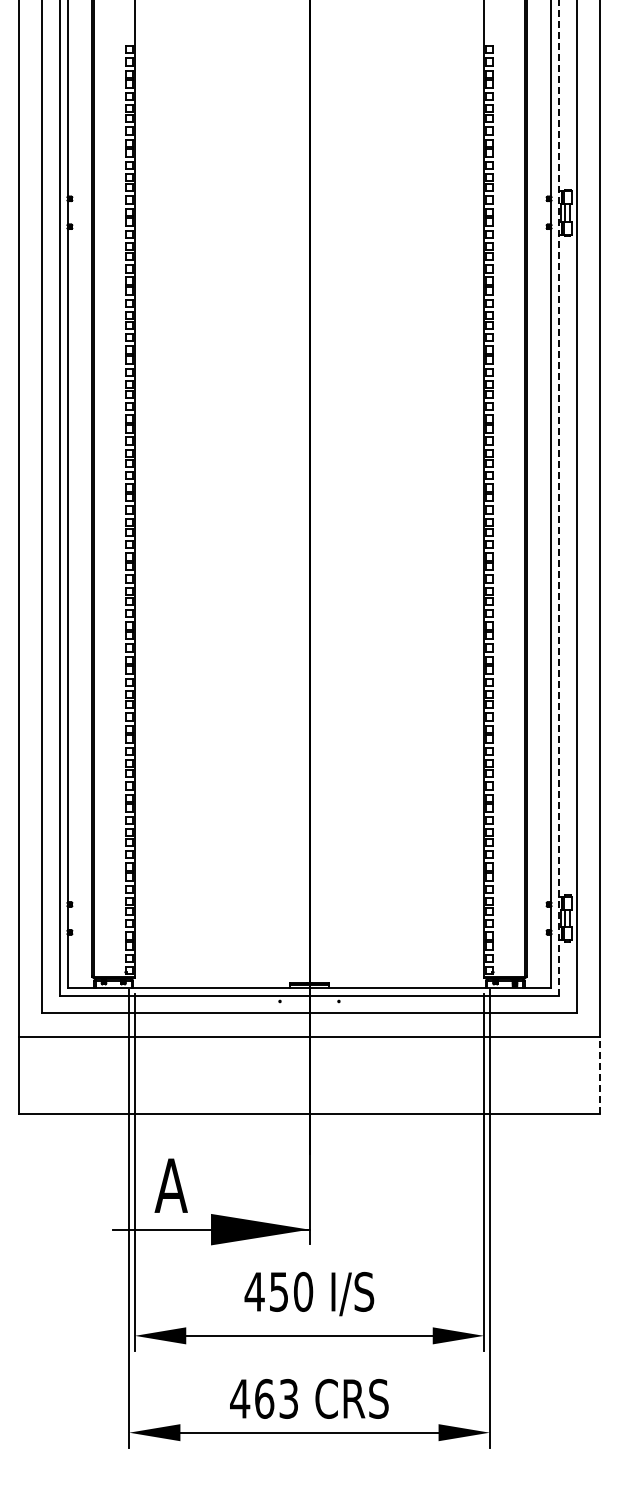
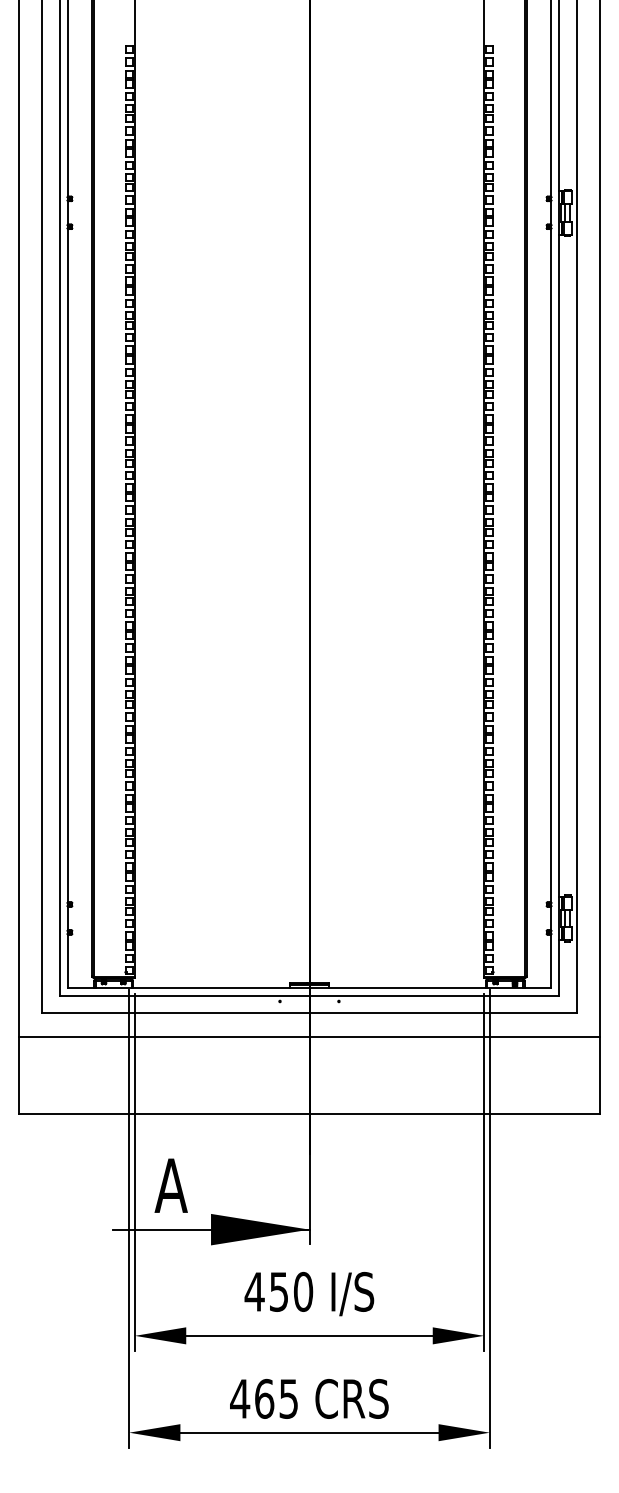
line: dashed -> solid (559, 497)
line: dashed -> solid (600, 1075)
text: 463 -> 465 (288, 1398)
